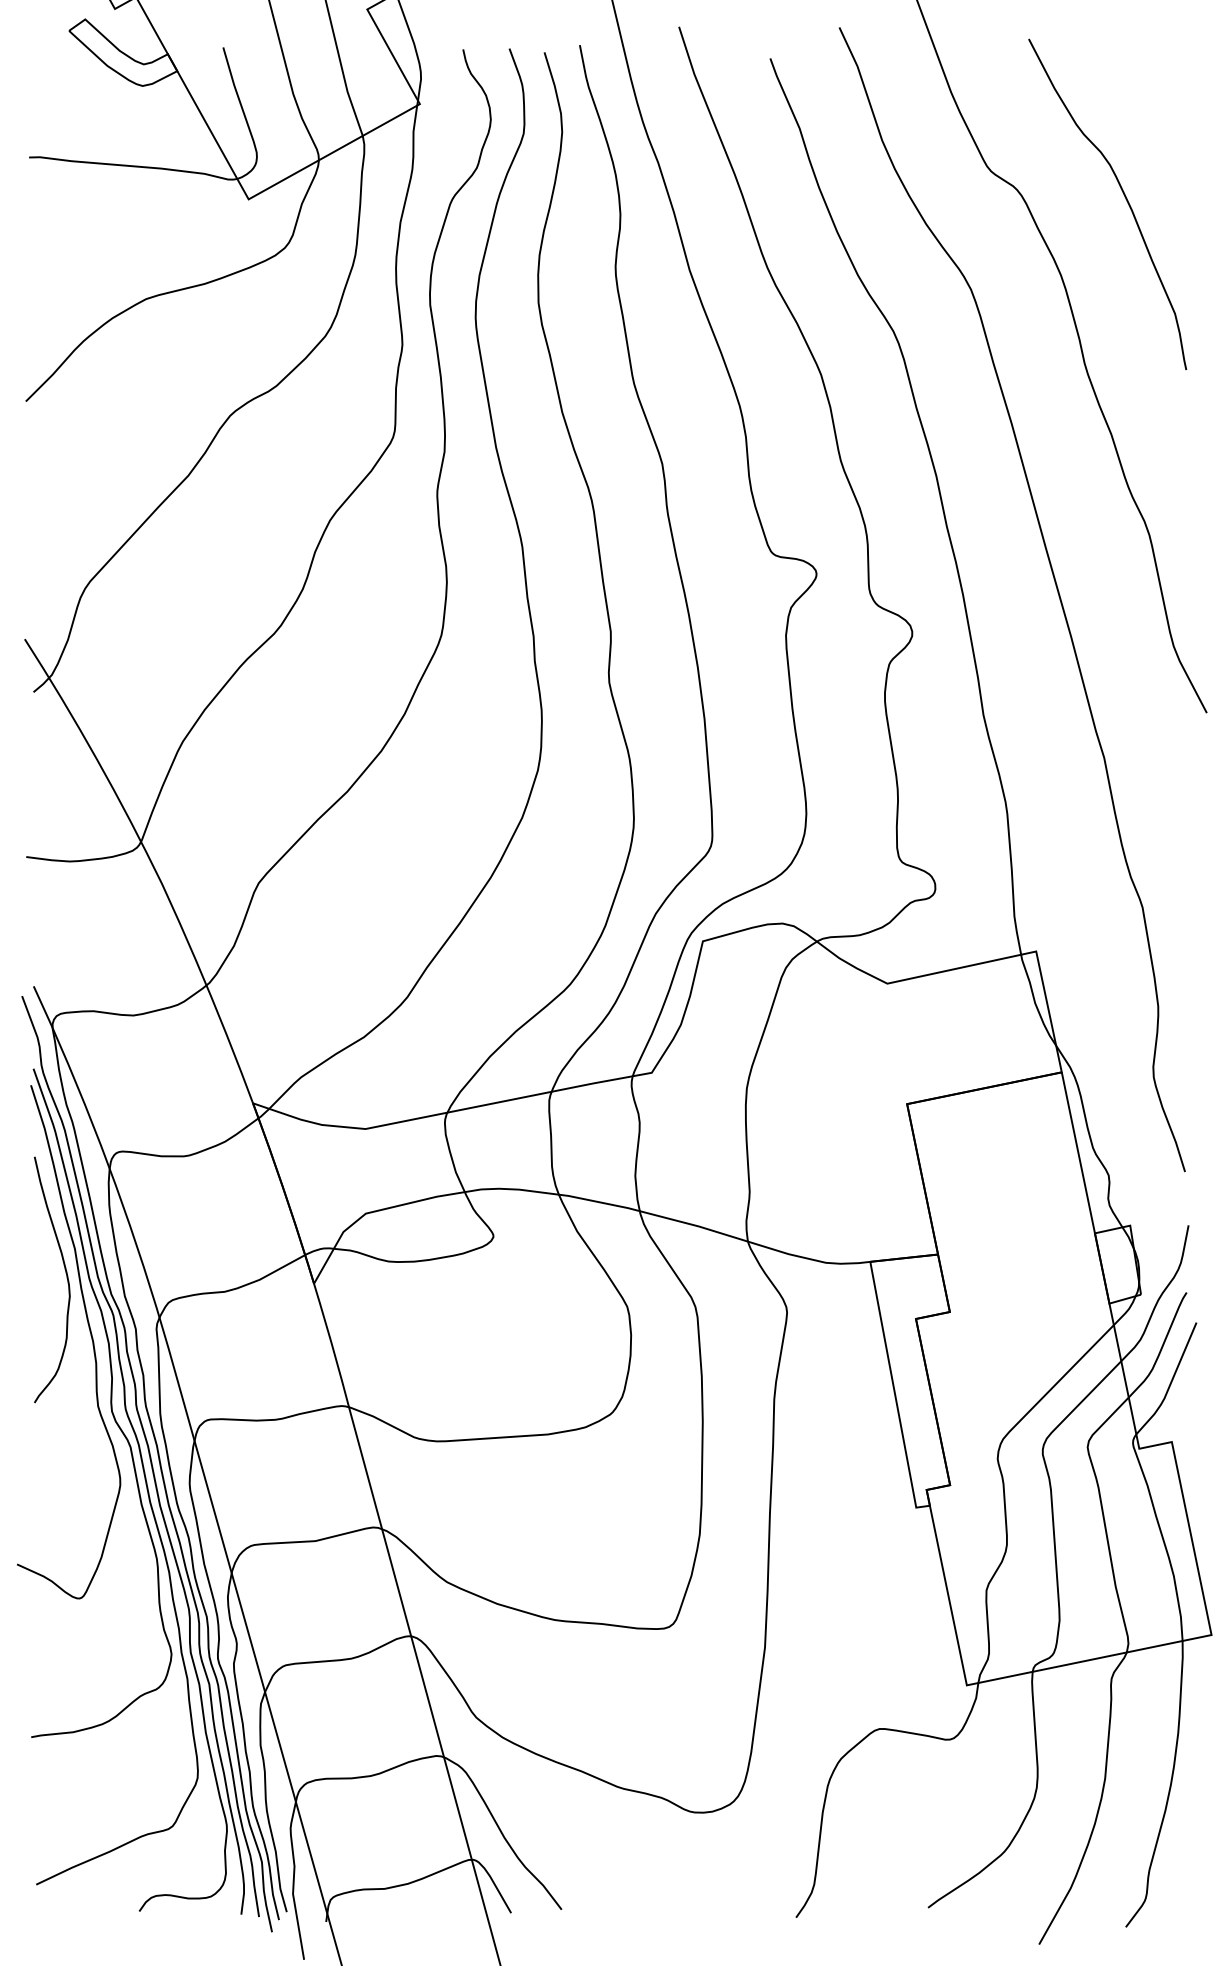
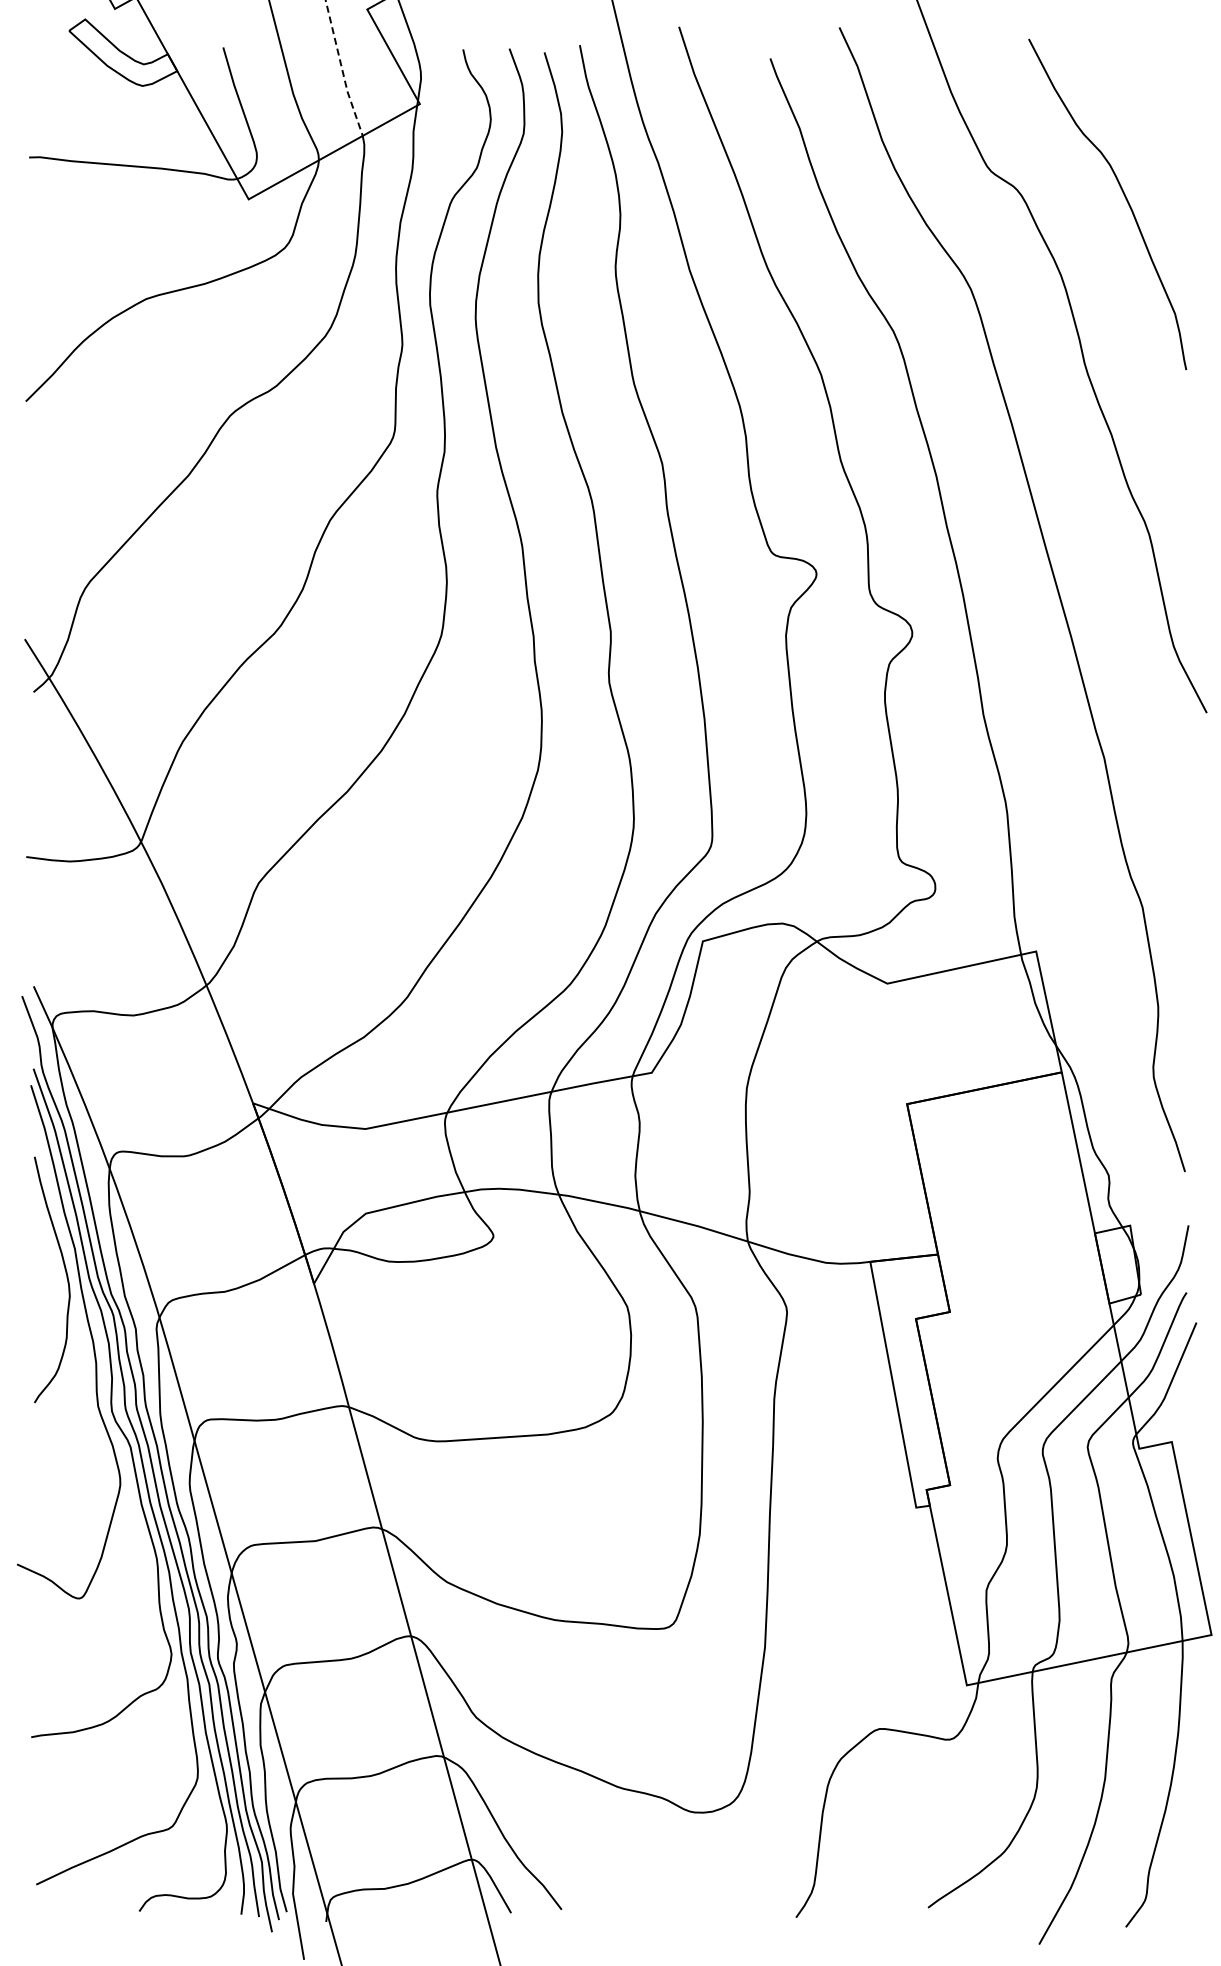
line: solid -> dashed (342, 69)
